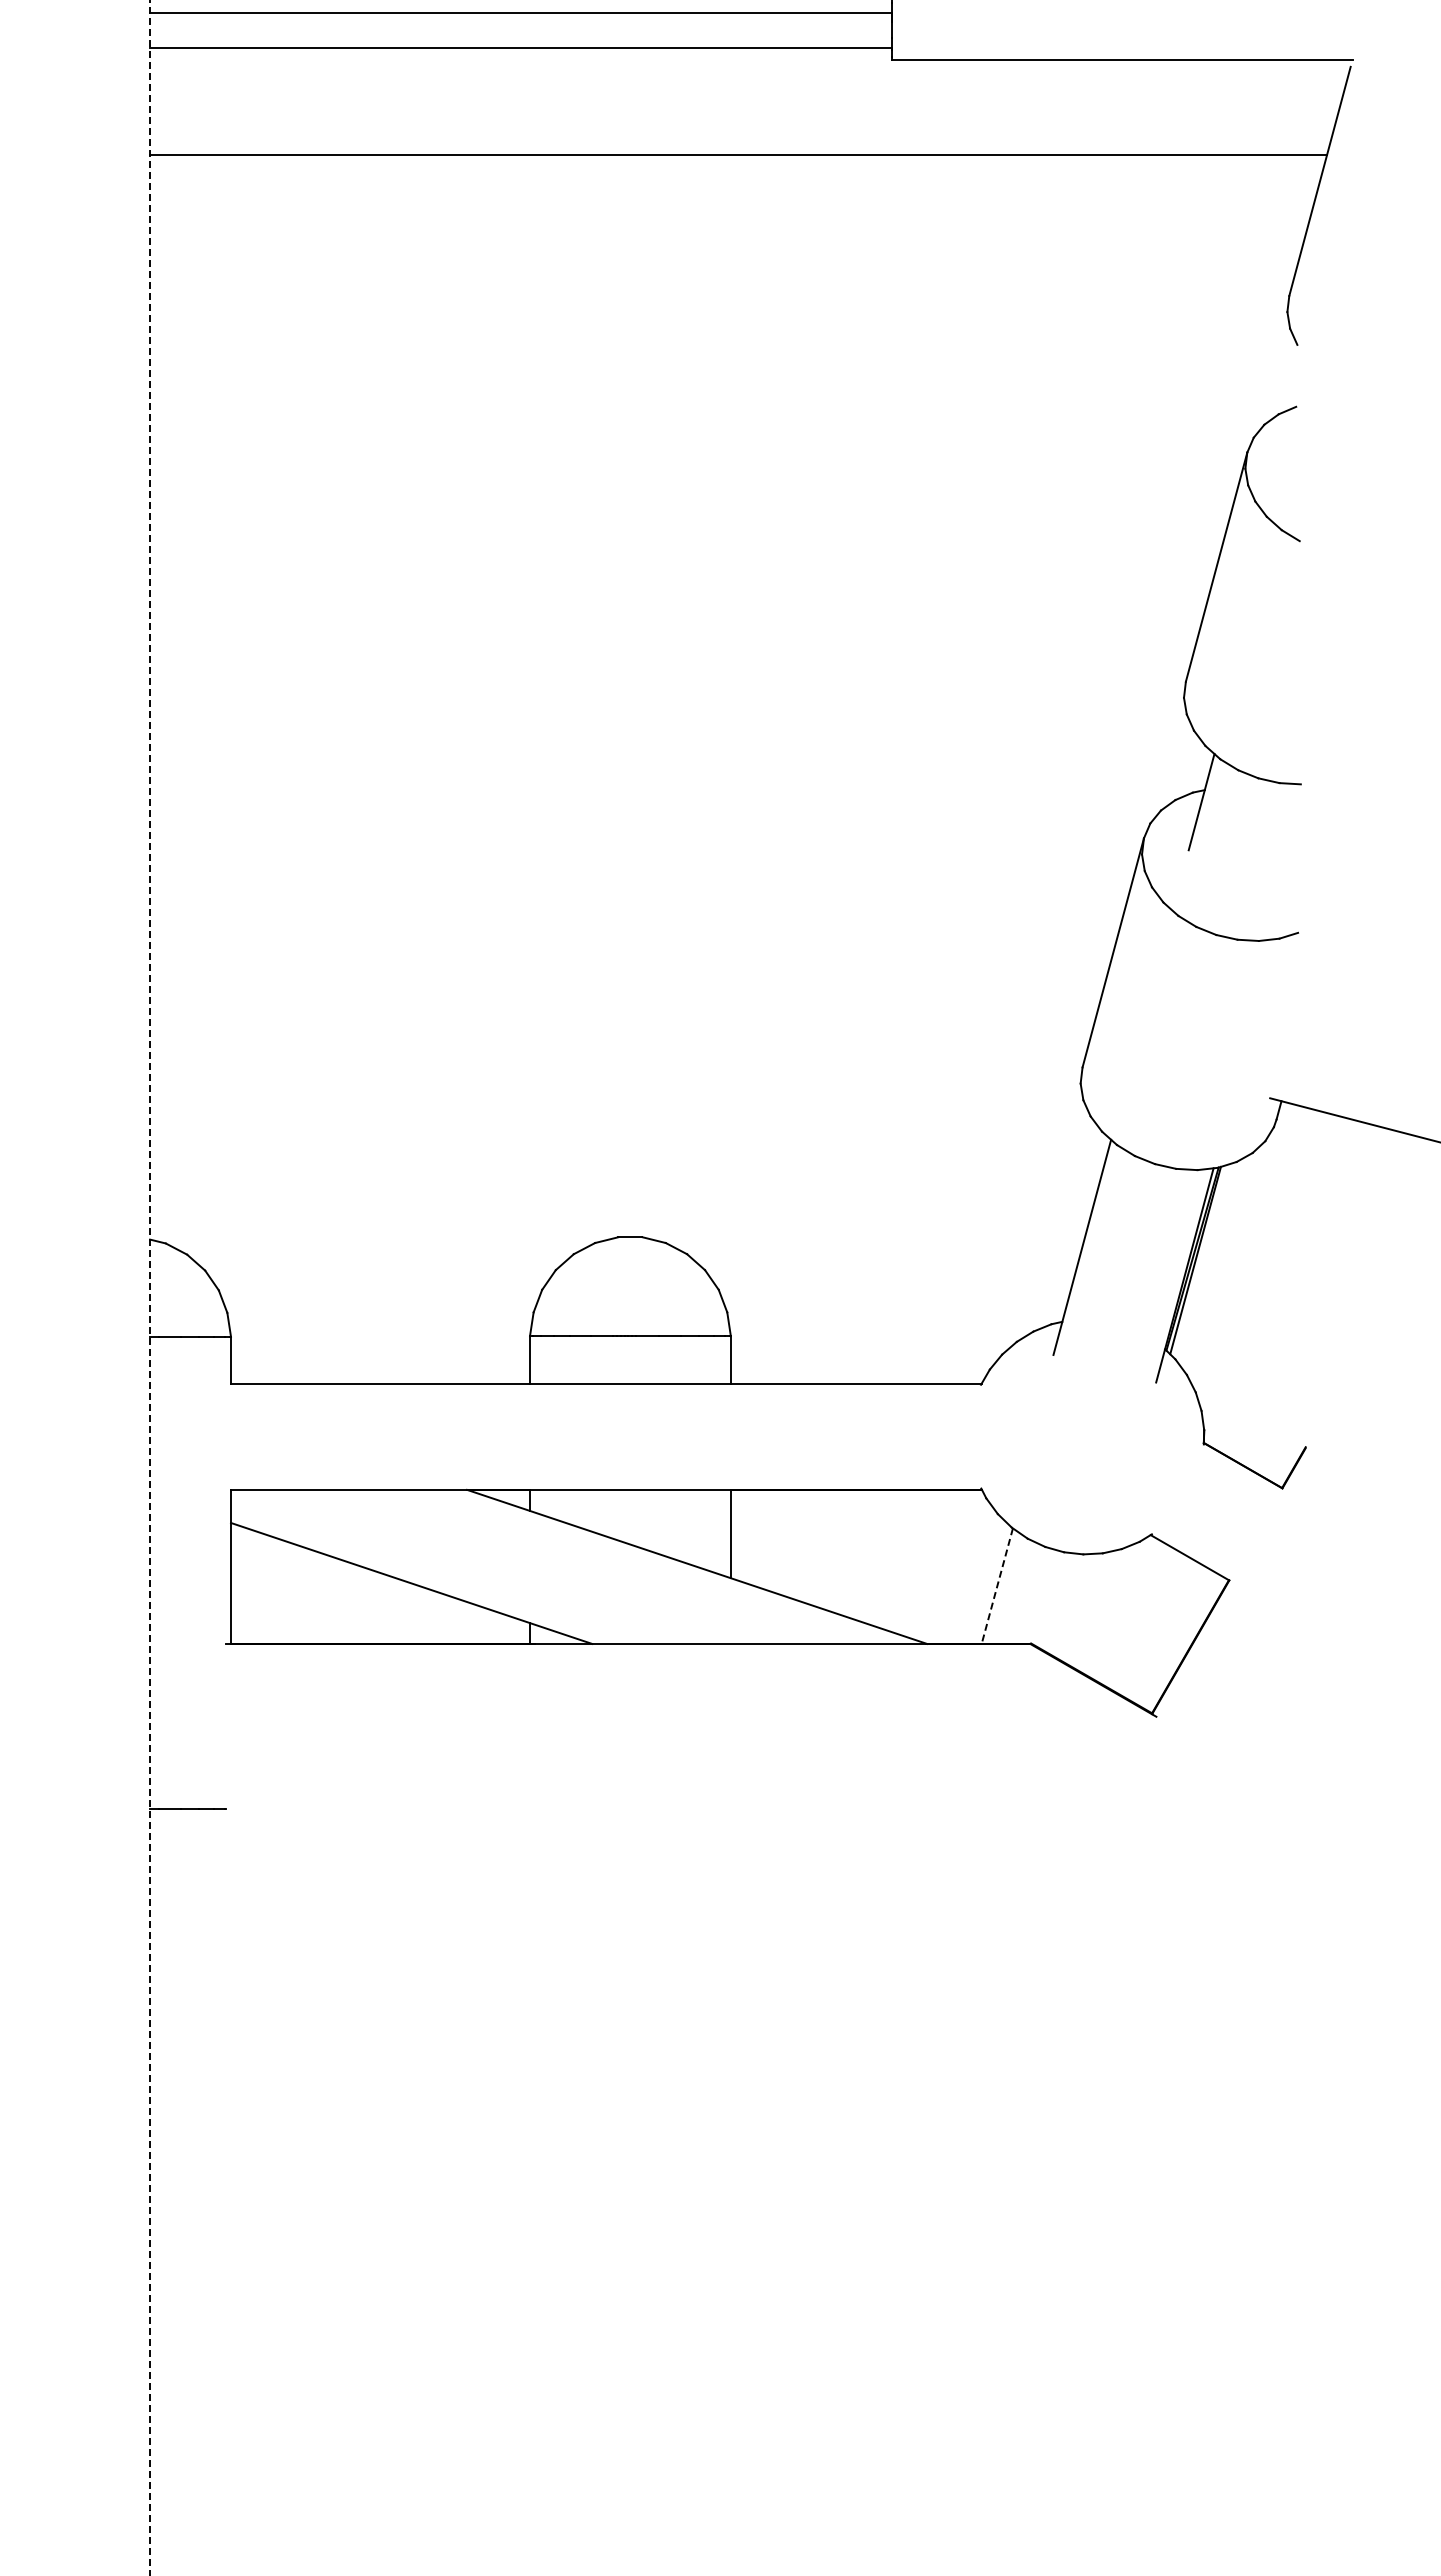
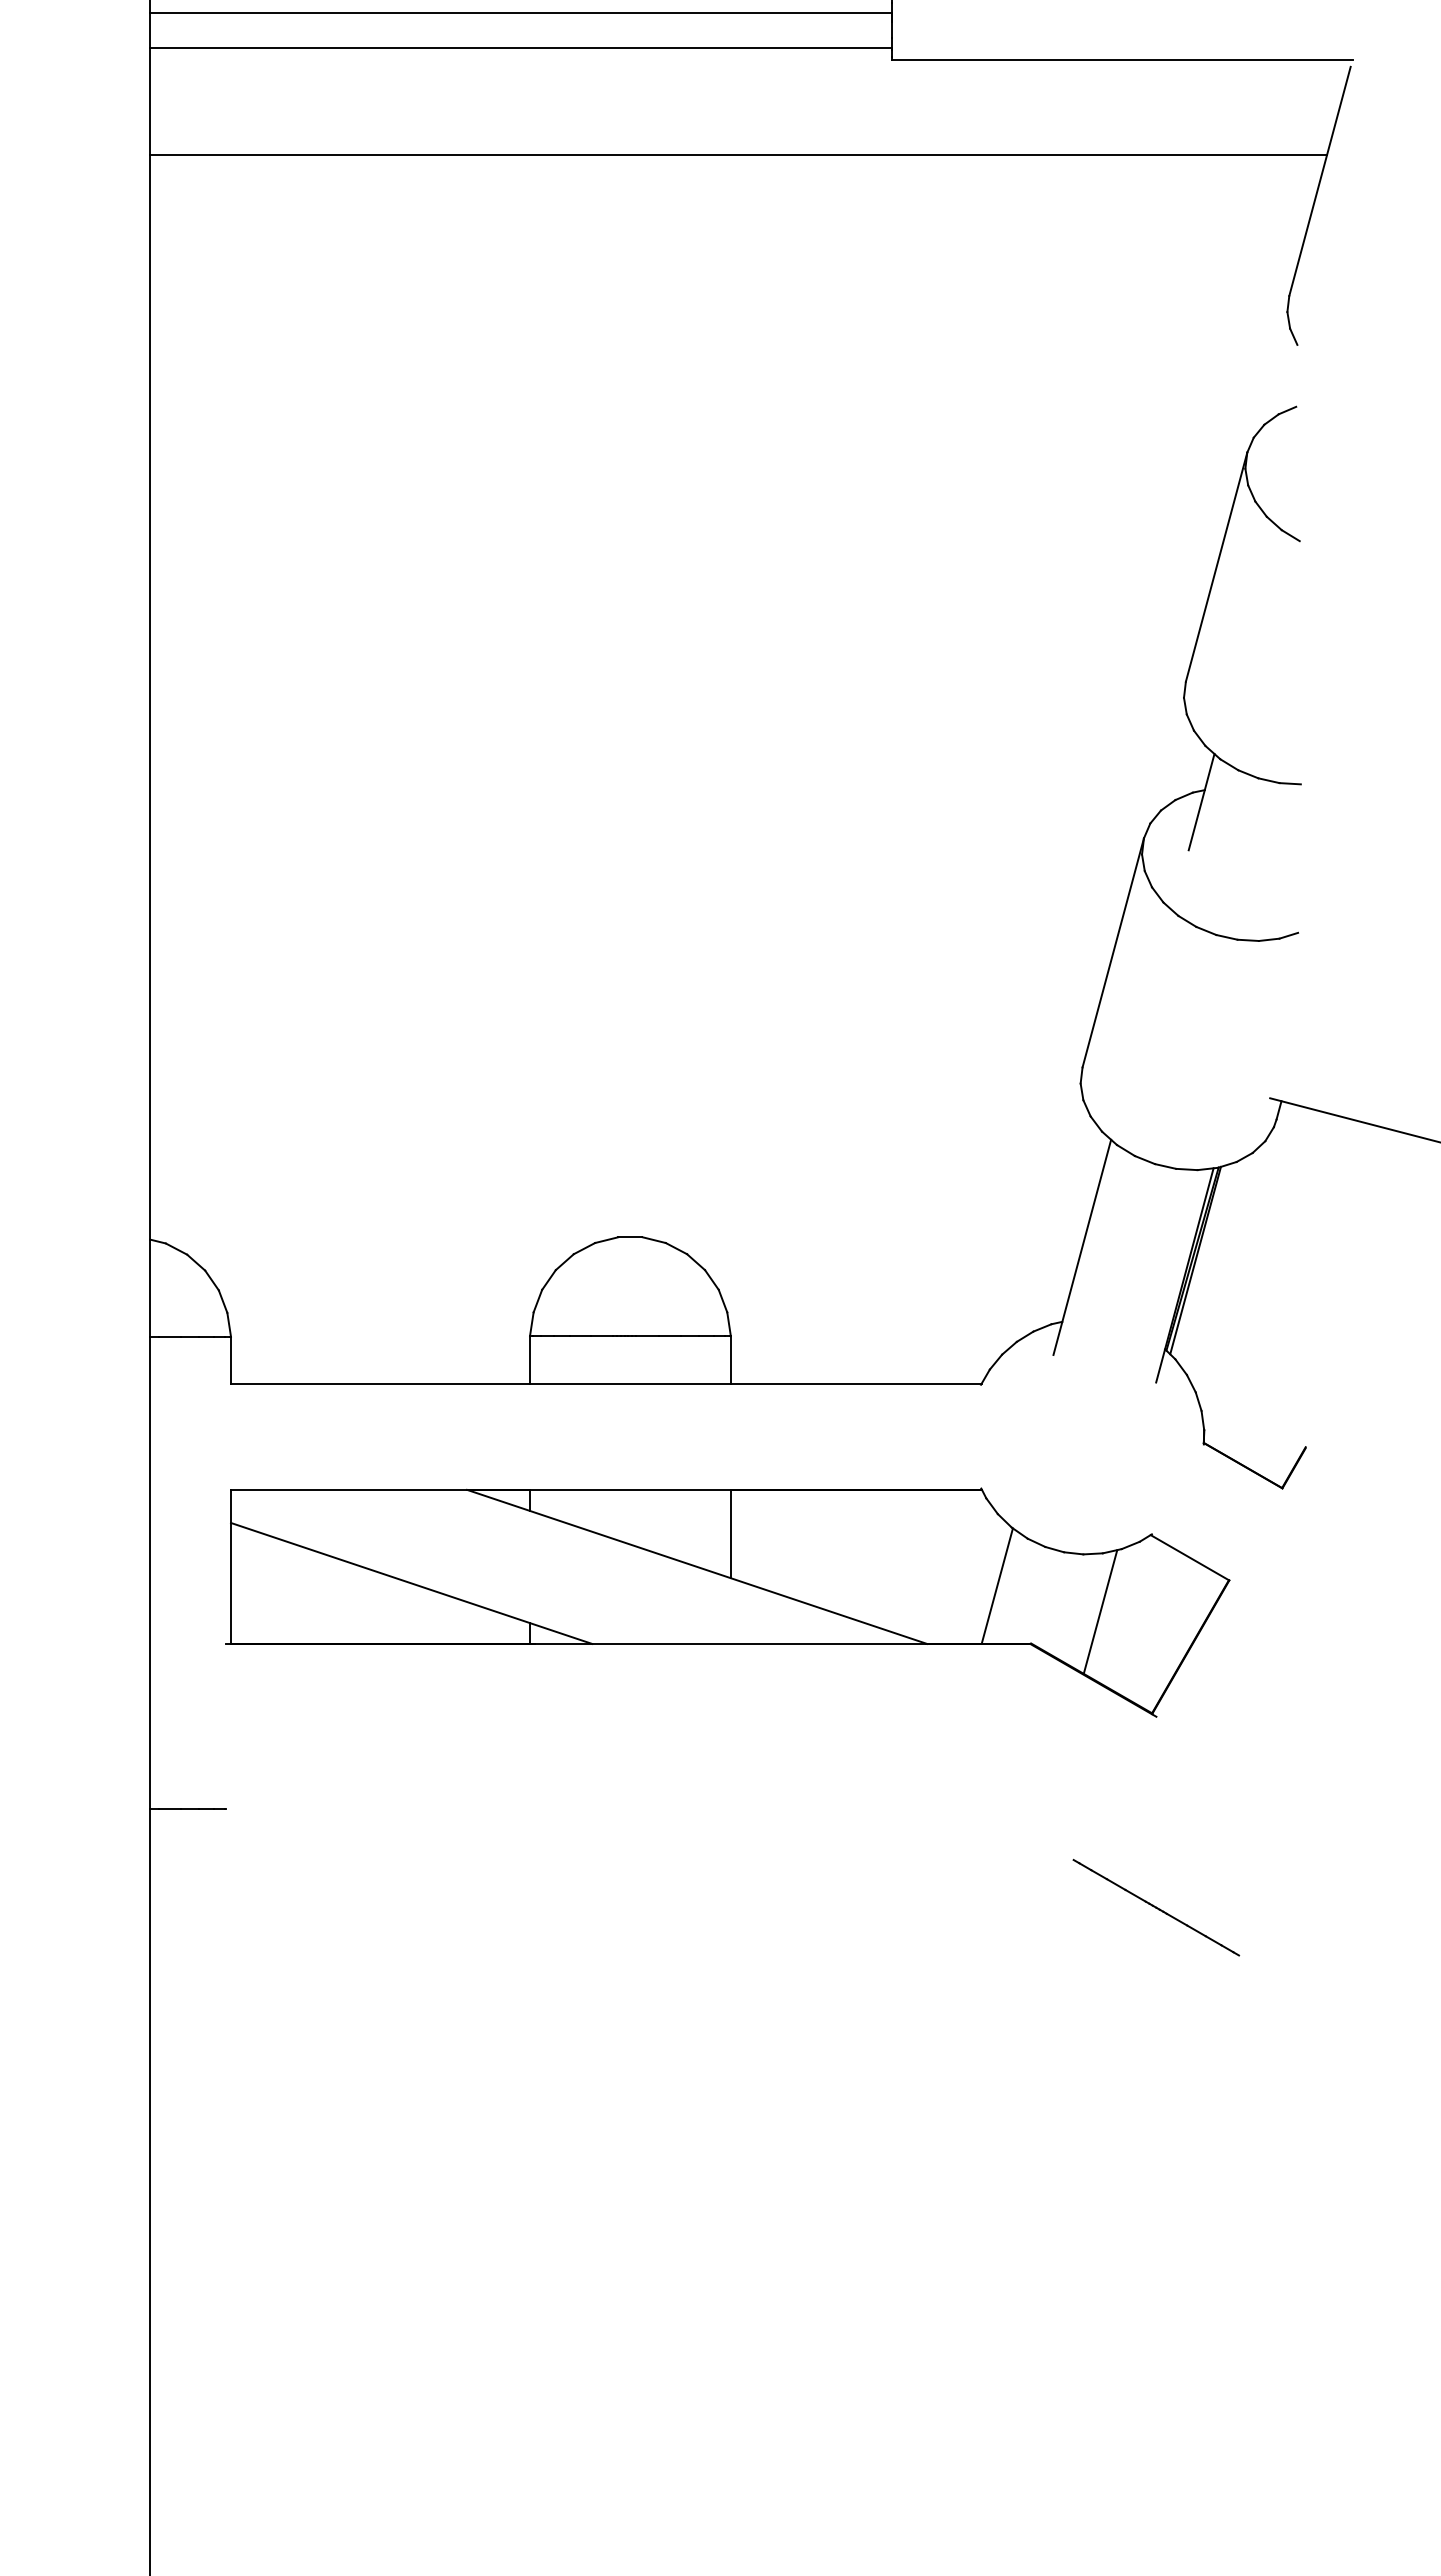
line: dashed -> solid (150, 1288)
line: dashed -> solid (997, 1585)
line: none -> present (1100, 1611)
line: none -> present (1156, 1907)
